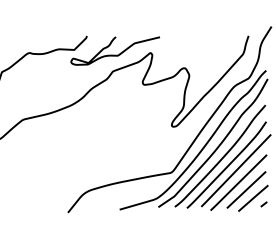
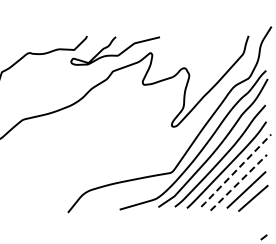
line: solid -> dashed (236, 170)
line: solid -> dashed (239, 182)
line position: (263, 204) -> (263, 237) (263, 237)
